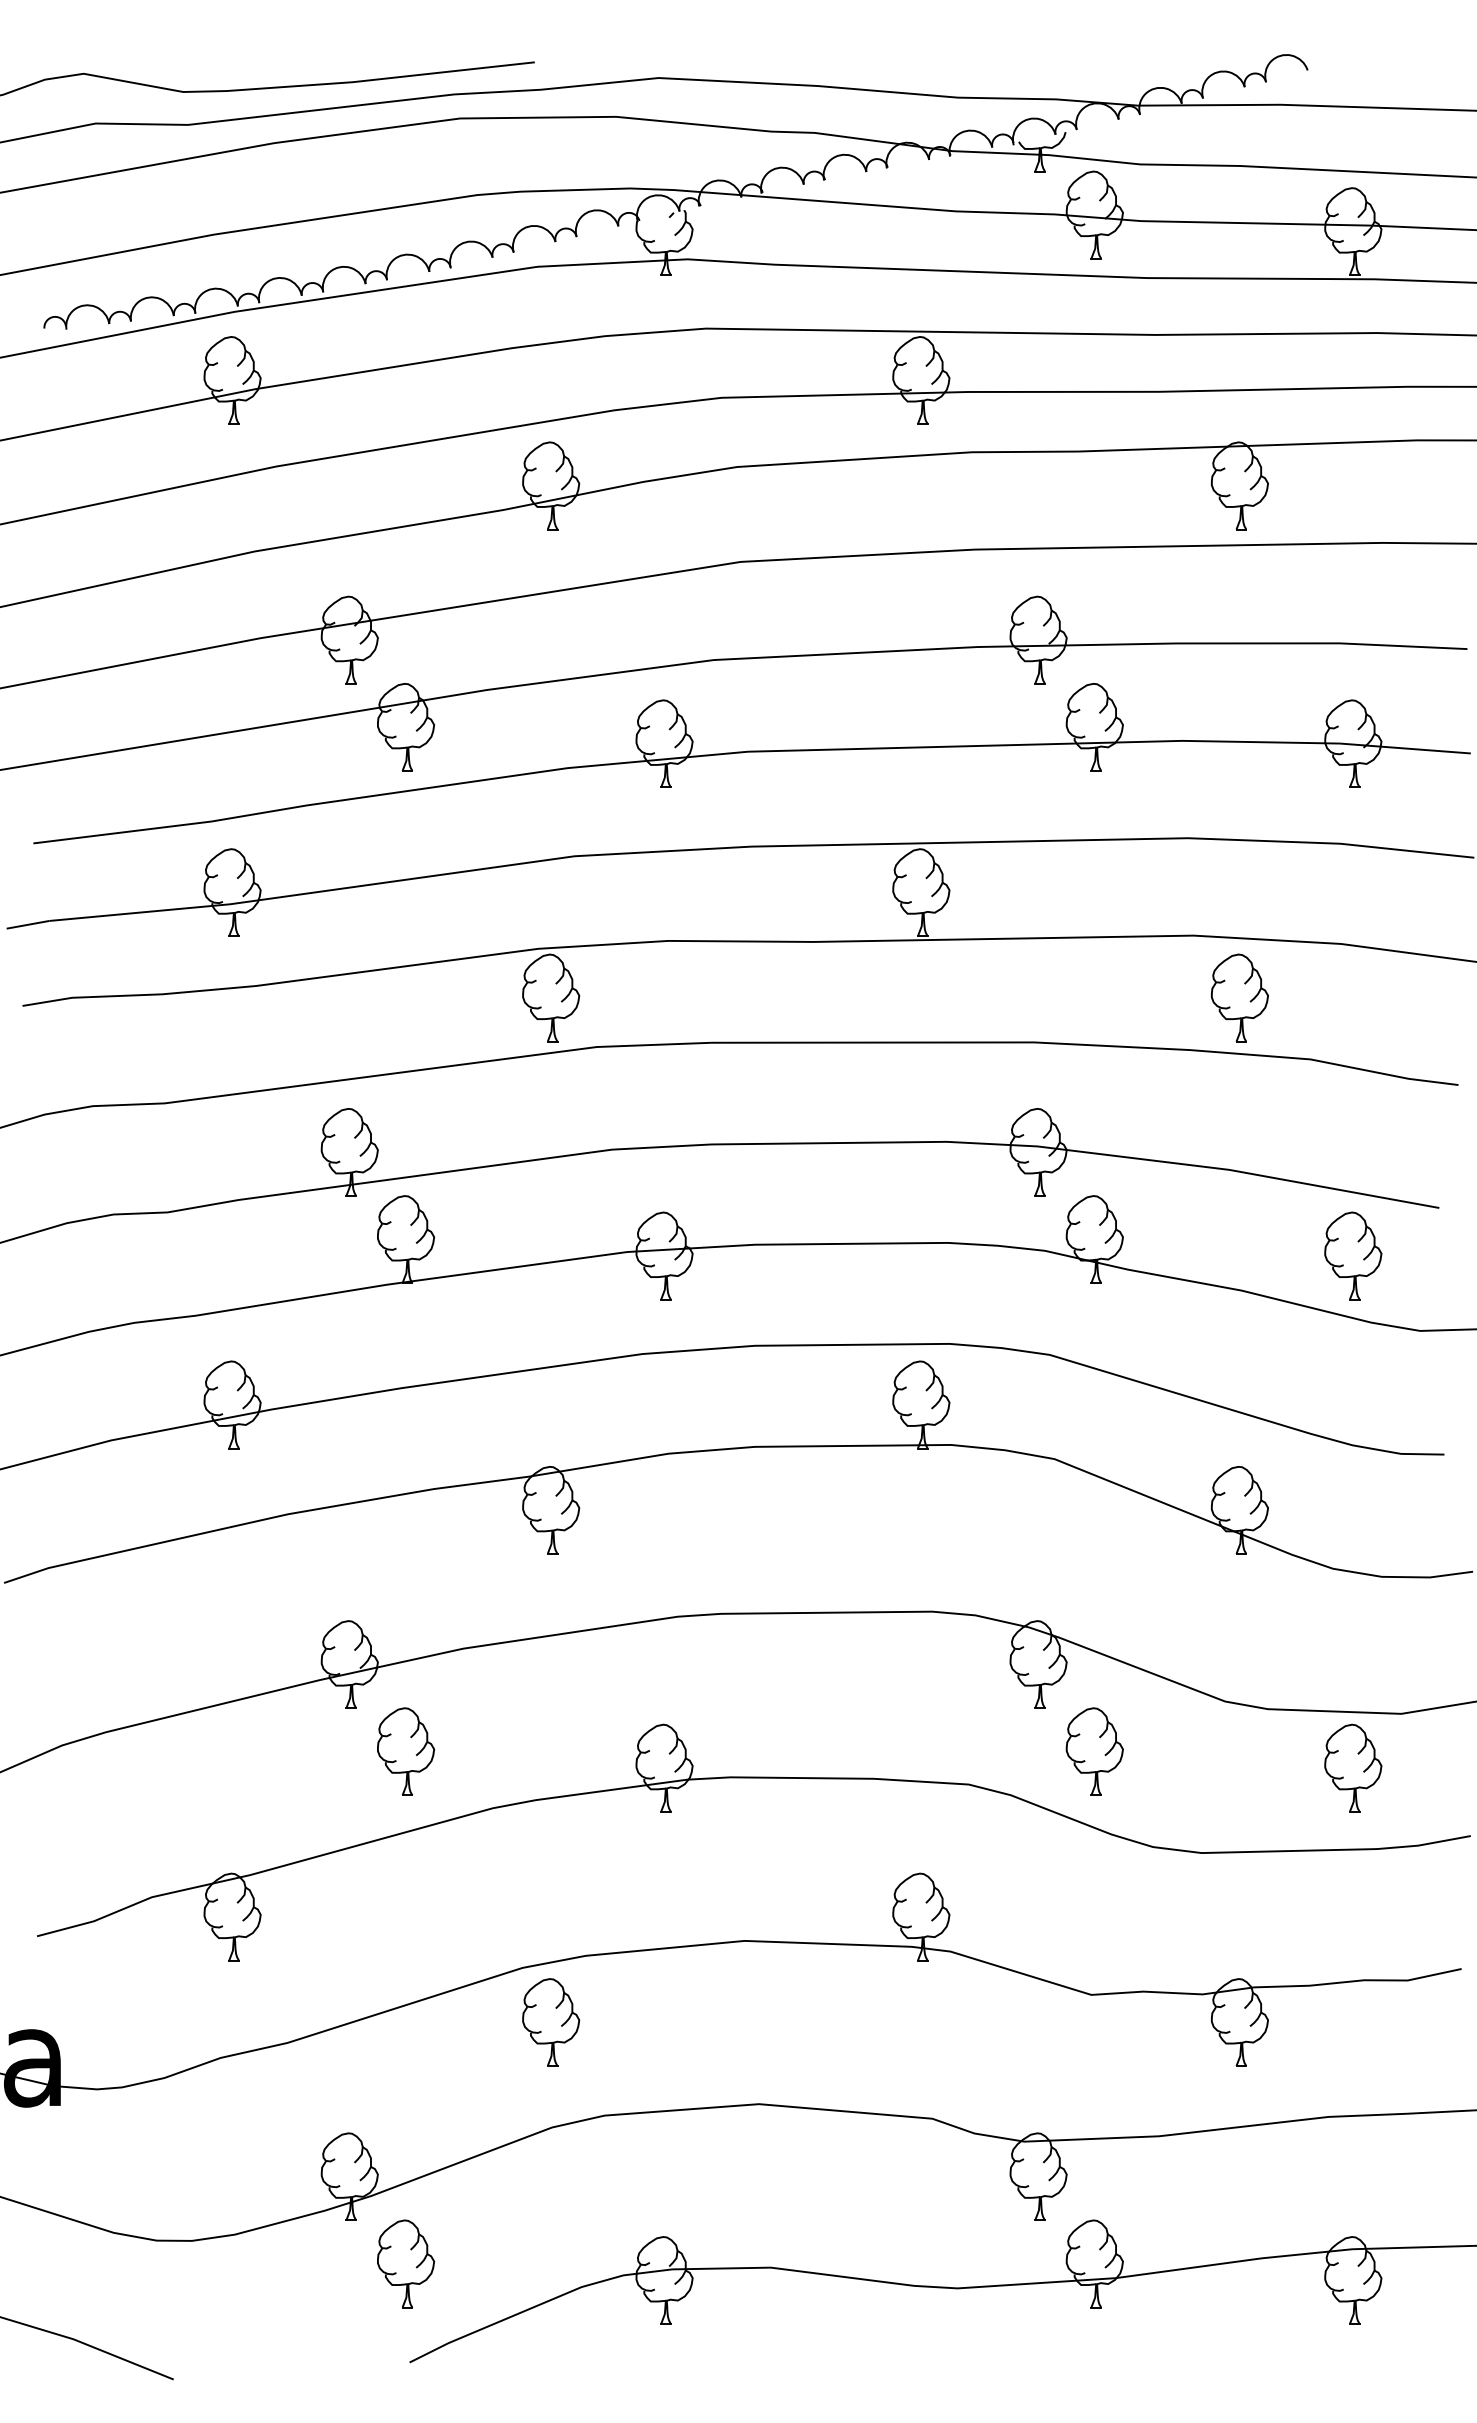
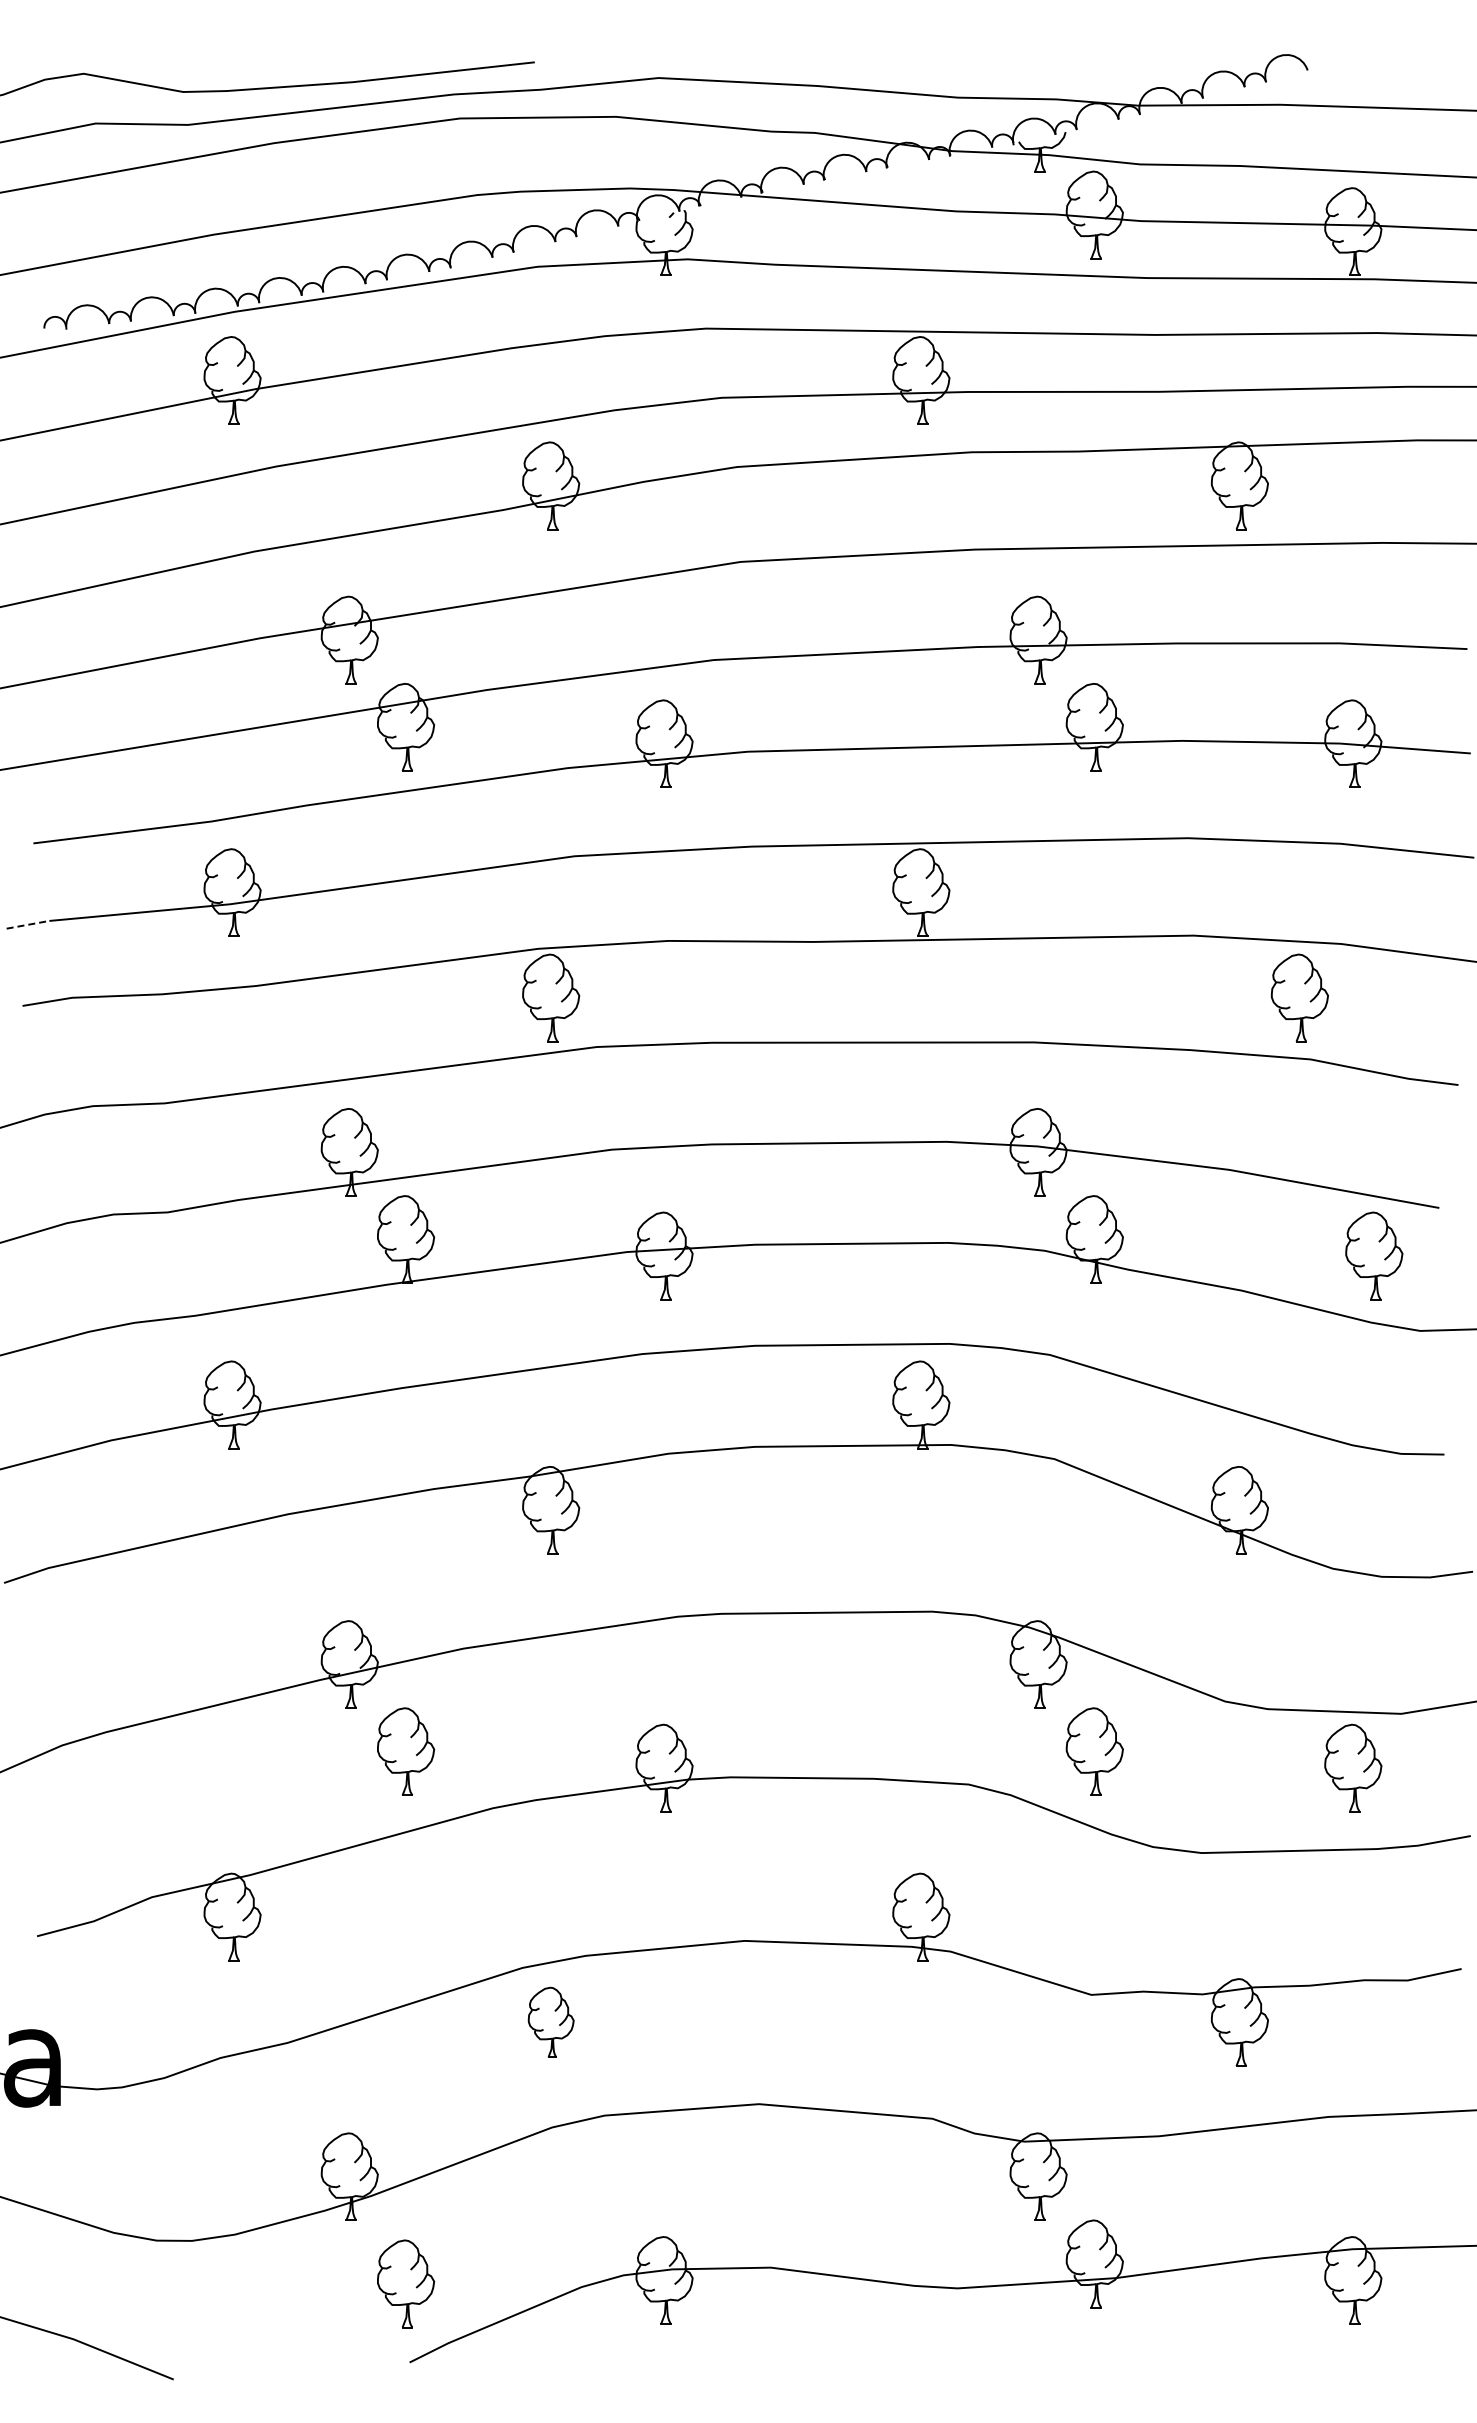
line: solid -> dashed (28, 924)
part position: (1239, 997) -> (1299, 997) (1299, 997)
part position: (1353, 1255) -> (1374, 1255) (1374, 1255)
part size: 59x89 px -> 48x72 px (550, 2021)
part position: (406, 2263) -> (406, 2283) (406, 2283)
